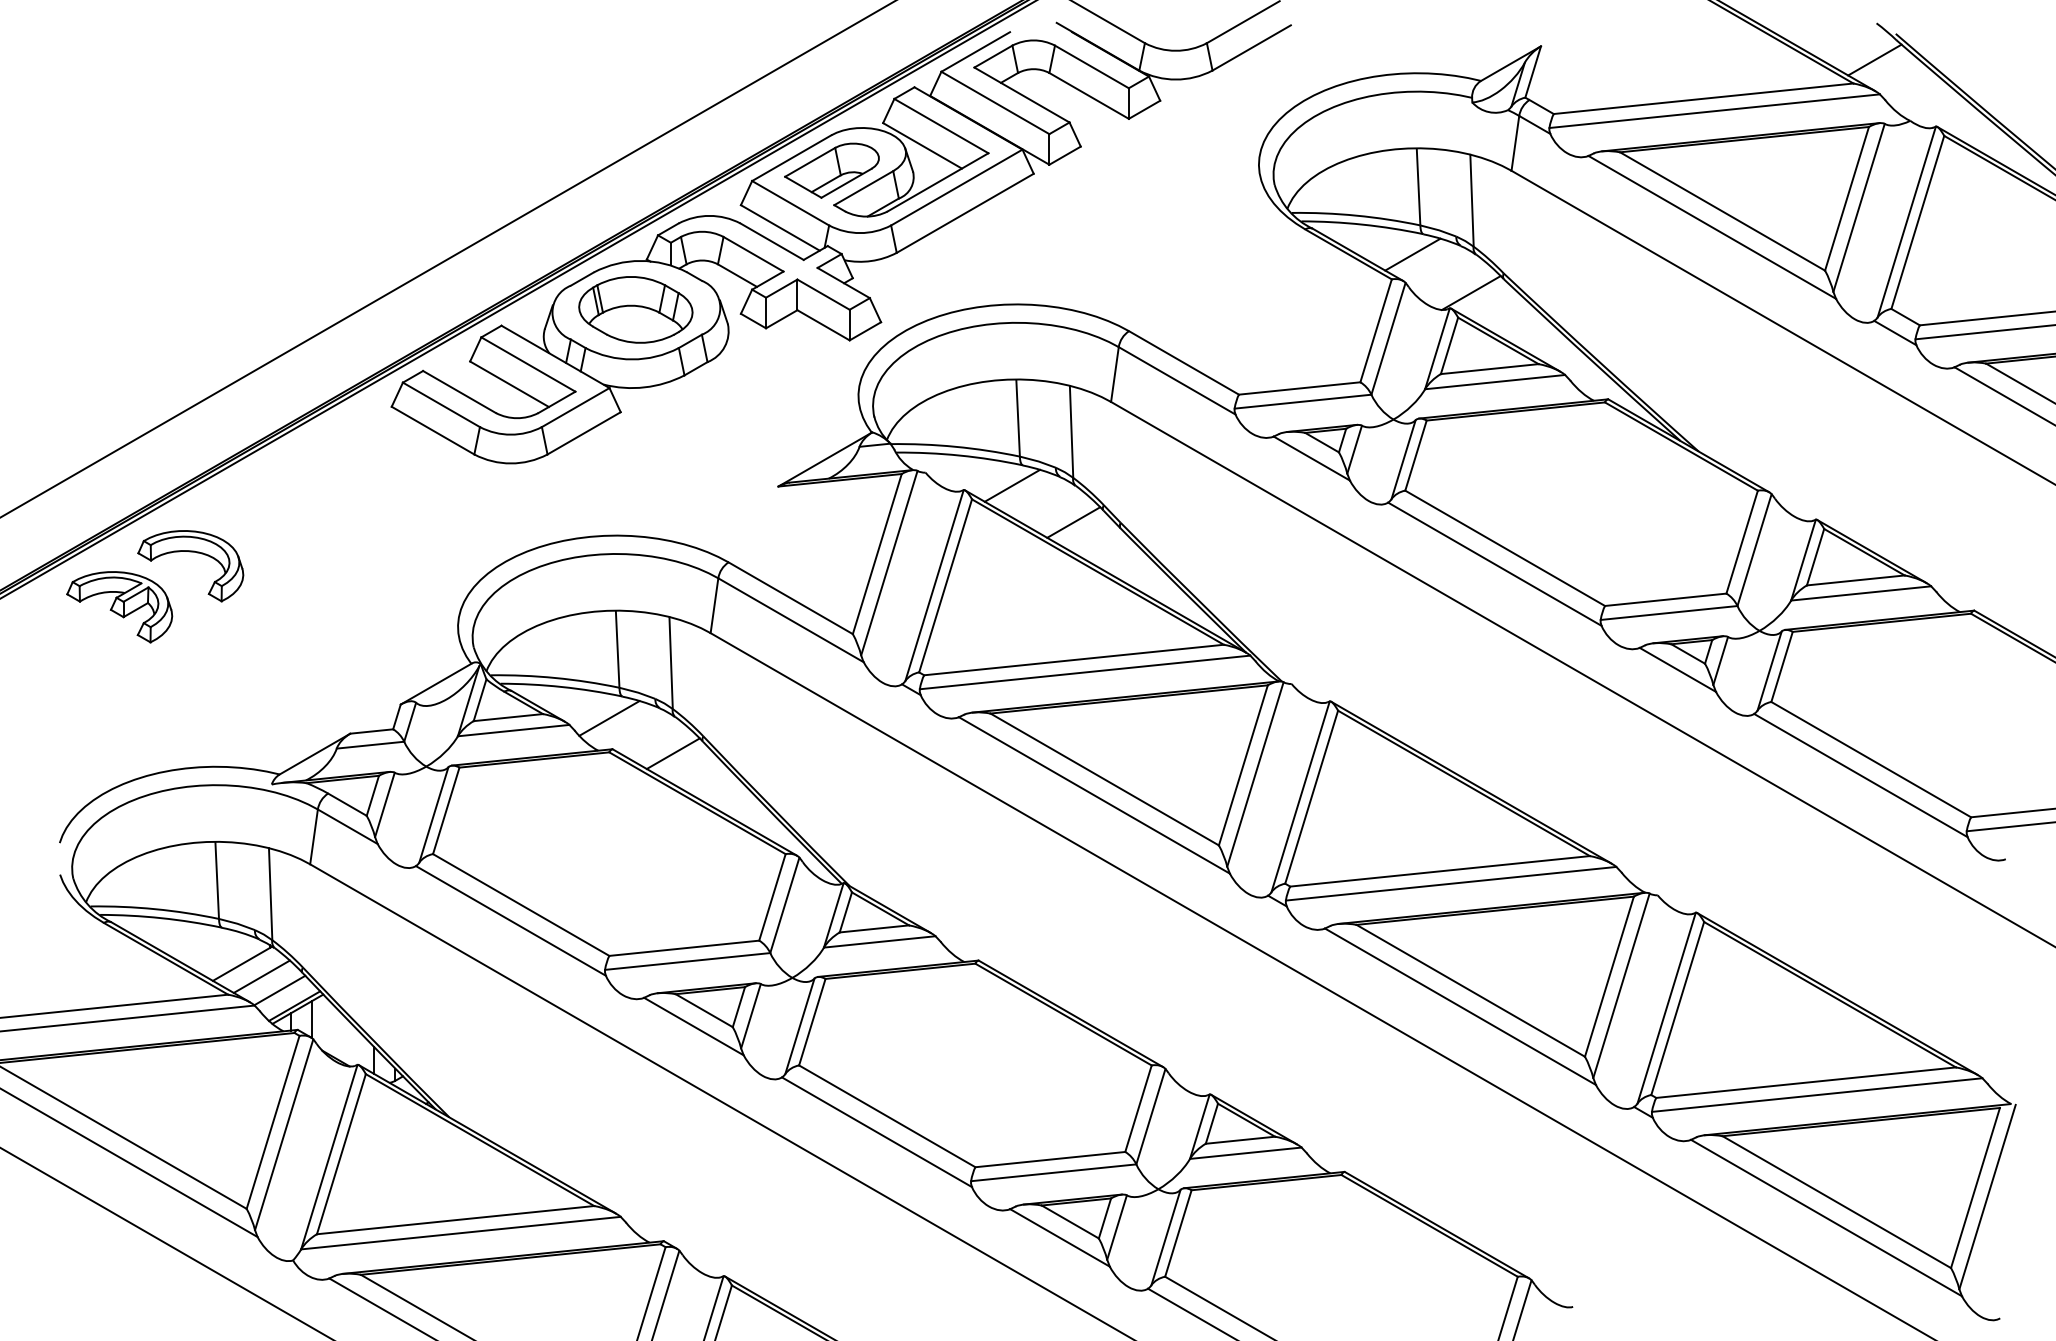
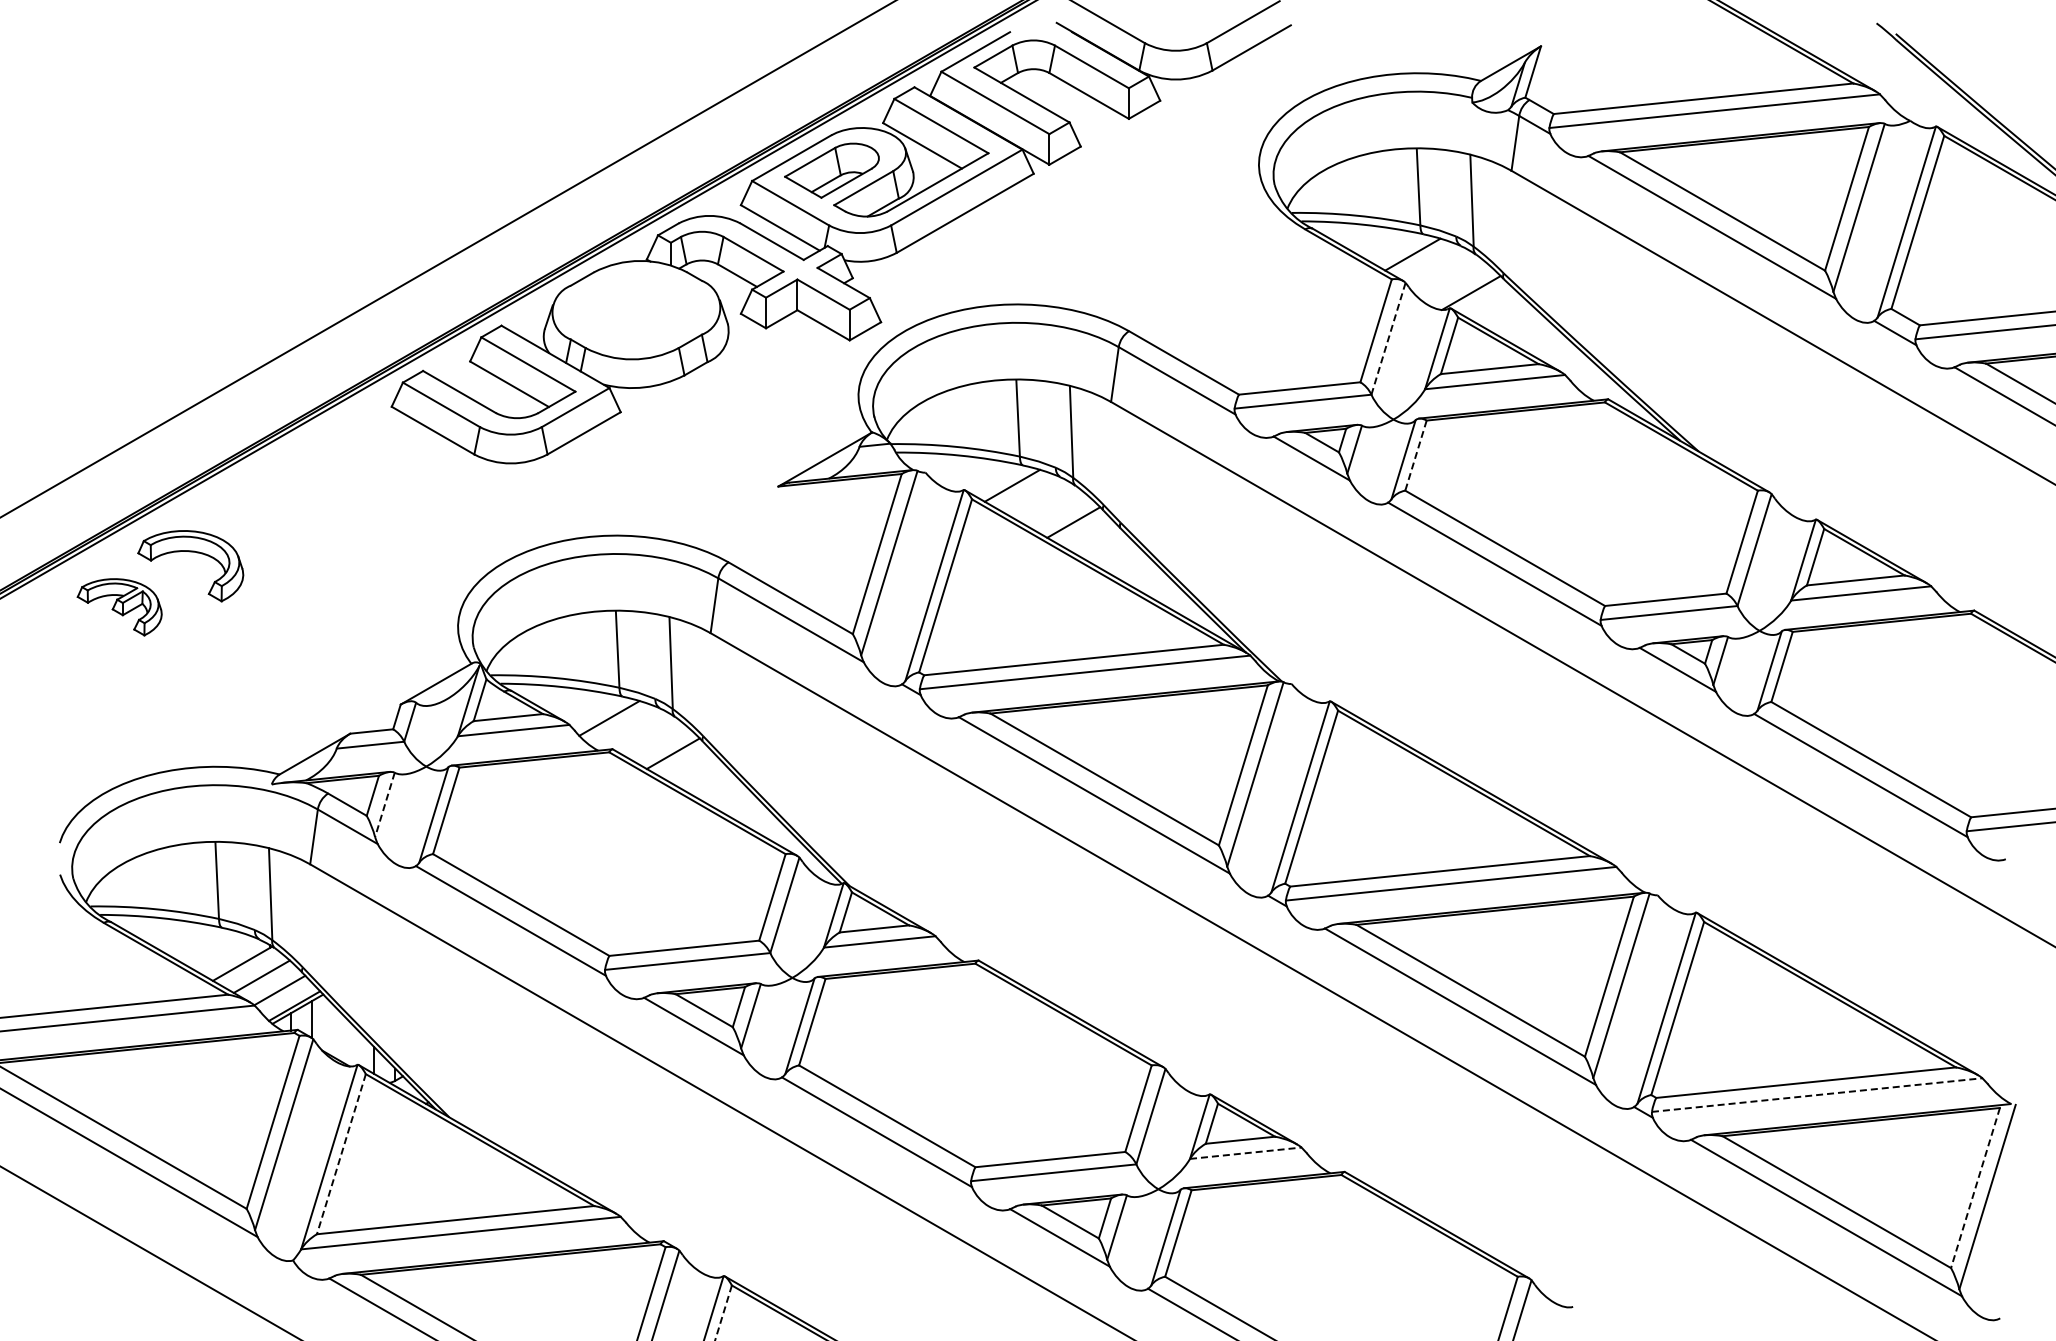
line: present -> none (1874, 59)
part: present -> none (635, 309)
line: solid -> dashed (1388, 339)
line: solid -> dashed (1416, 455)
part size: 108x73 px -> 87x59 px (119, 607)
line: solid -> dashed (384, 804)
line: solid -> dashed (1817, 1095)
line: solid -> dashed (1246, 1153)
line: solid -> dashed (341, 1154)
line: solid -> dashed (1975, 1188)
line position: (165, 1243) -> (149, 1252) (149, 1252)
line: solid -> dashed (723, 1313)
